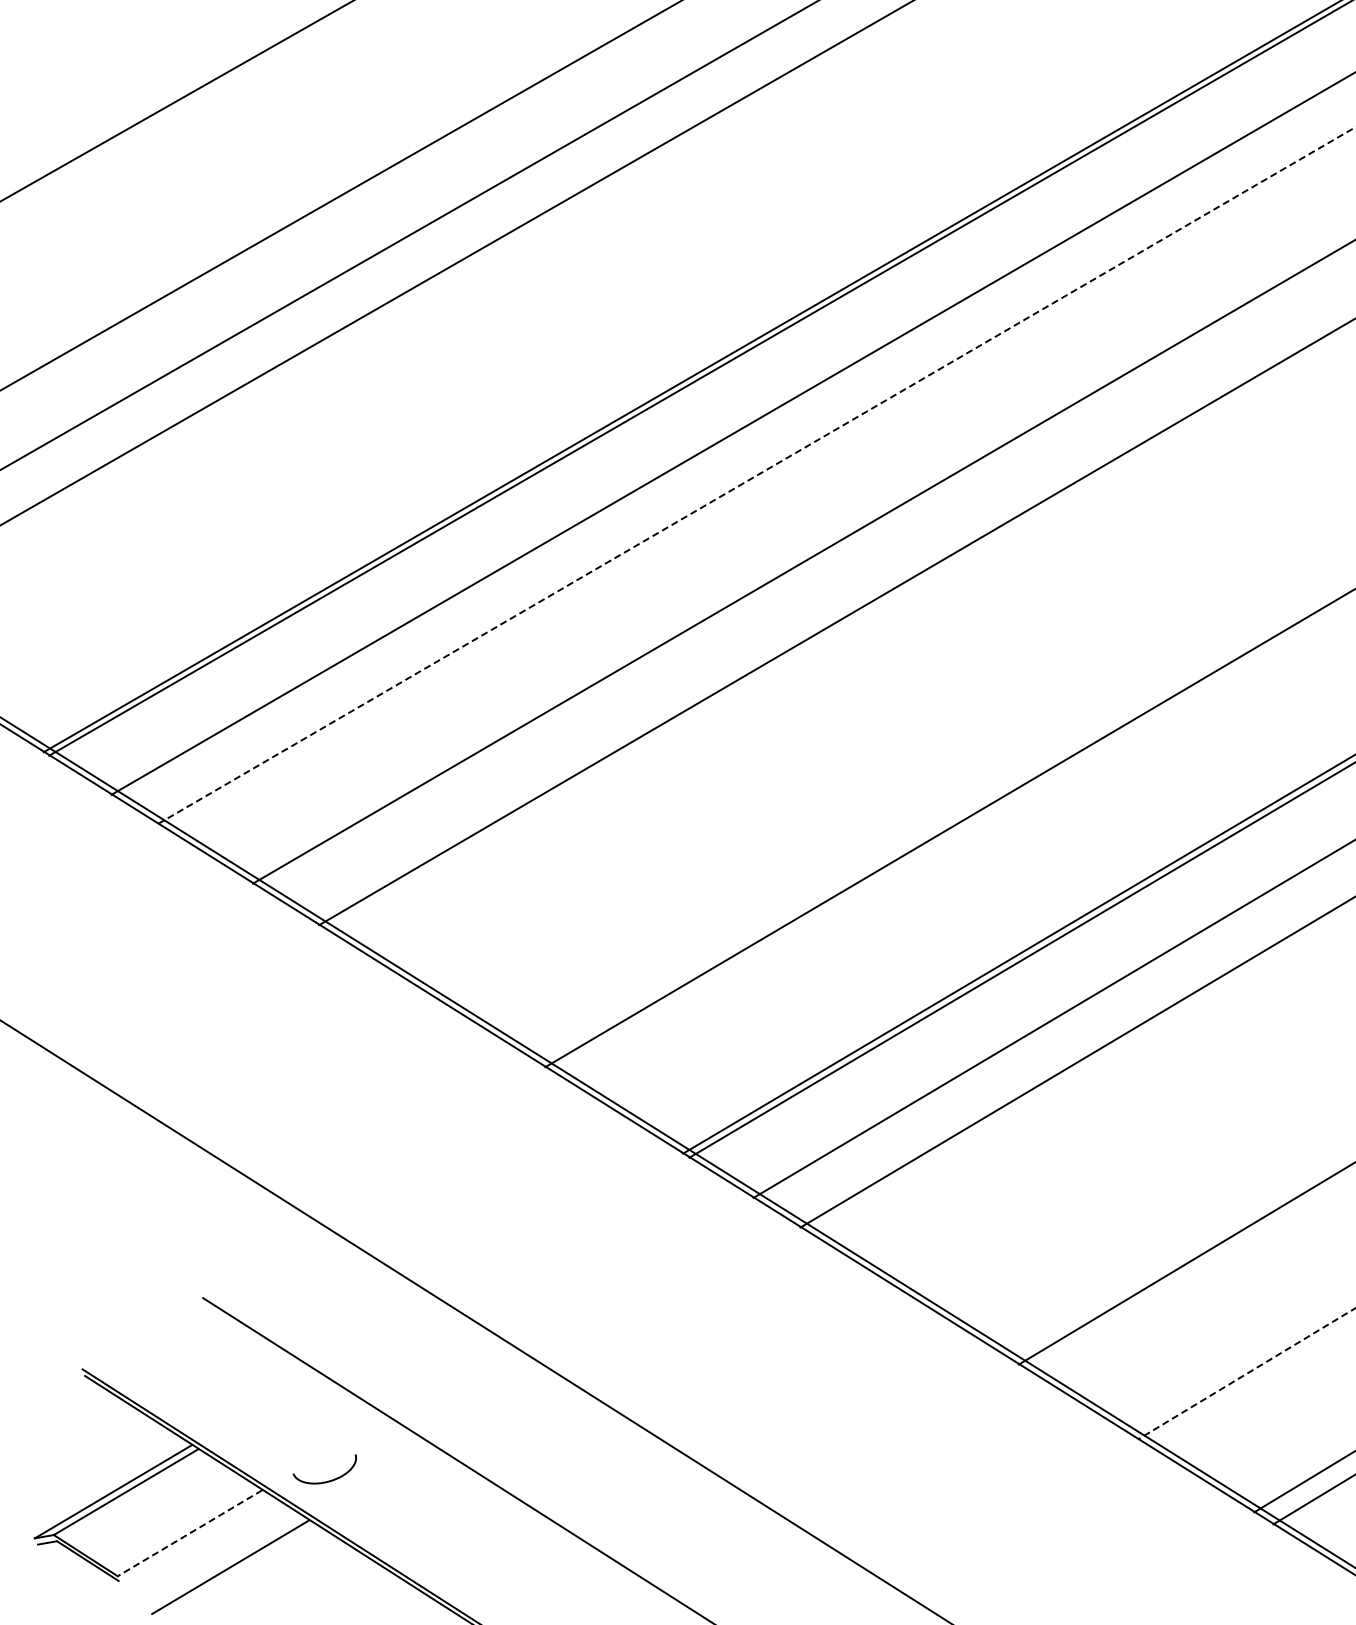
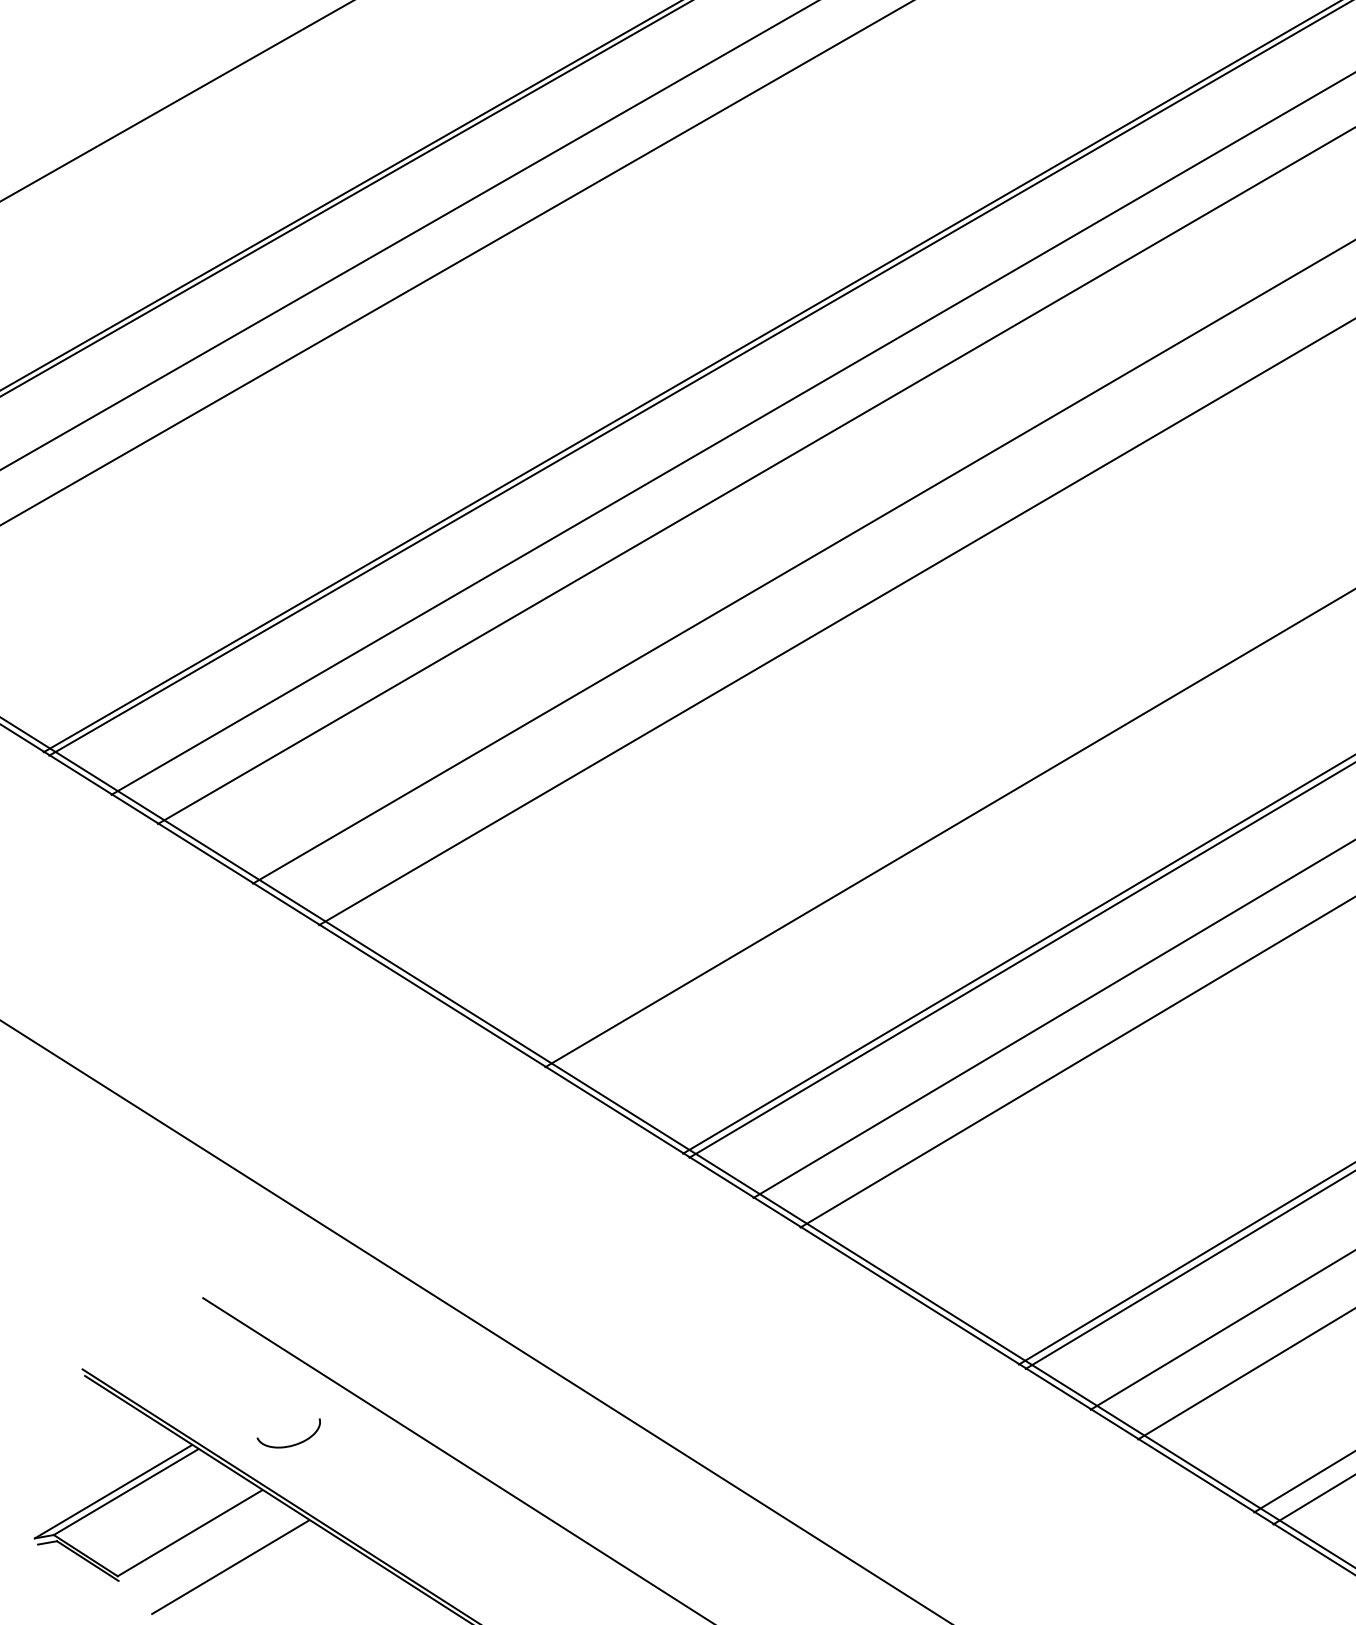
line: none -> present (345, 198)
line: dashed -> solid (756, 476)
line: none -> present (1188, 1270)
line: none -> present (1221, 1330)
line: dashed -> solid (1246, 1373)
curve position: (328, 1480) -> (292, 1444) (292, 1444)
line: dashed -> solid (189, 1533)
